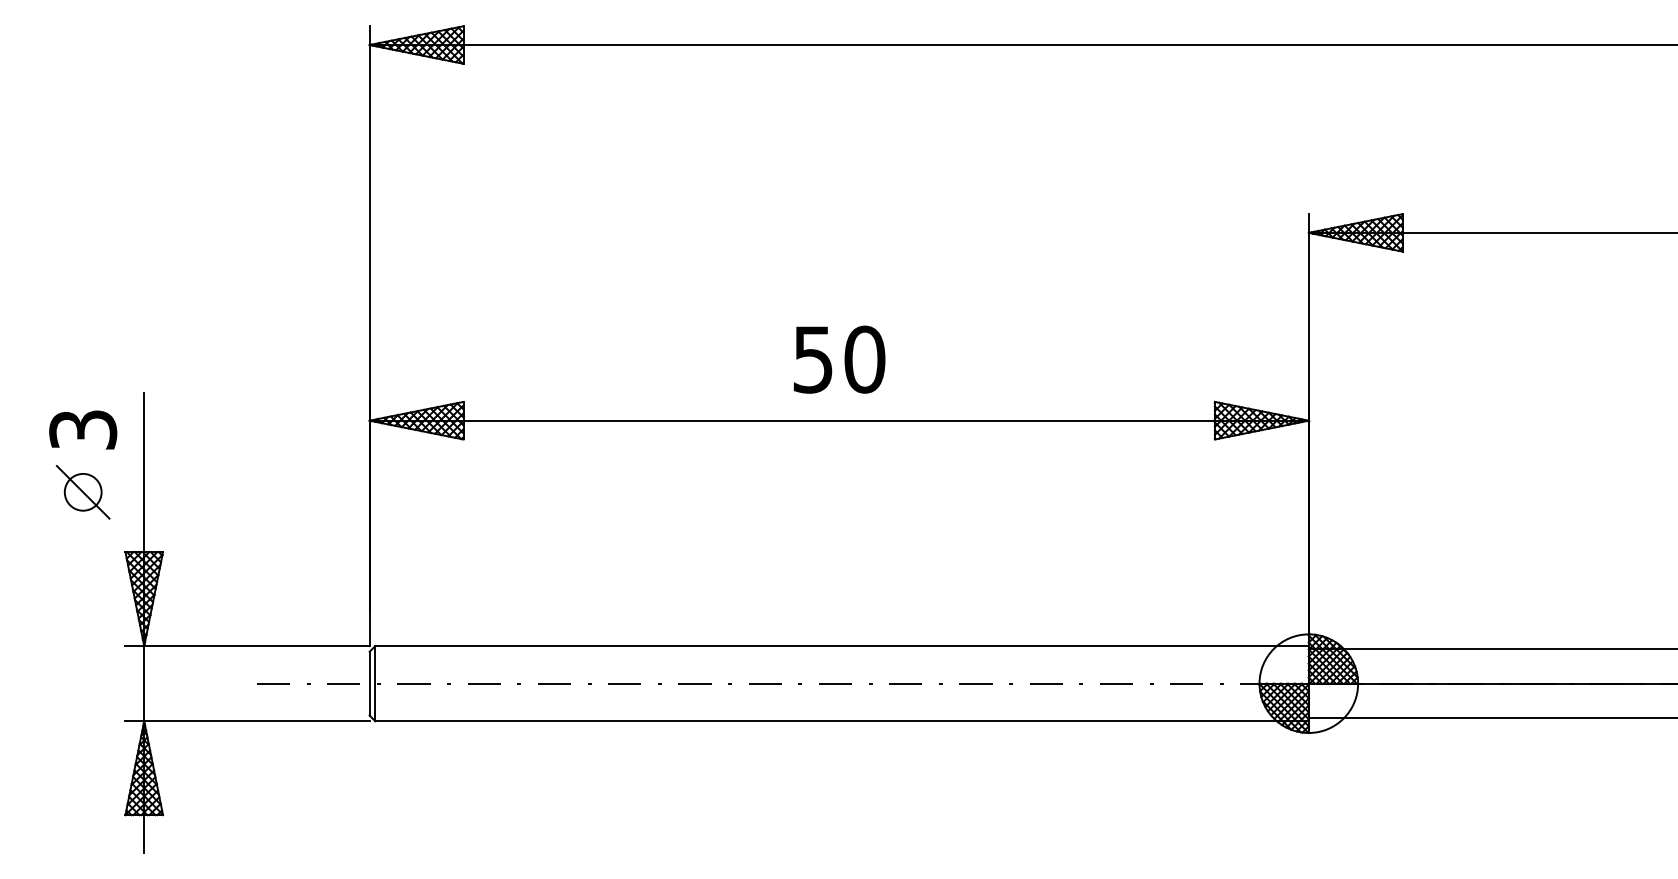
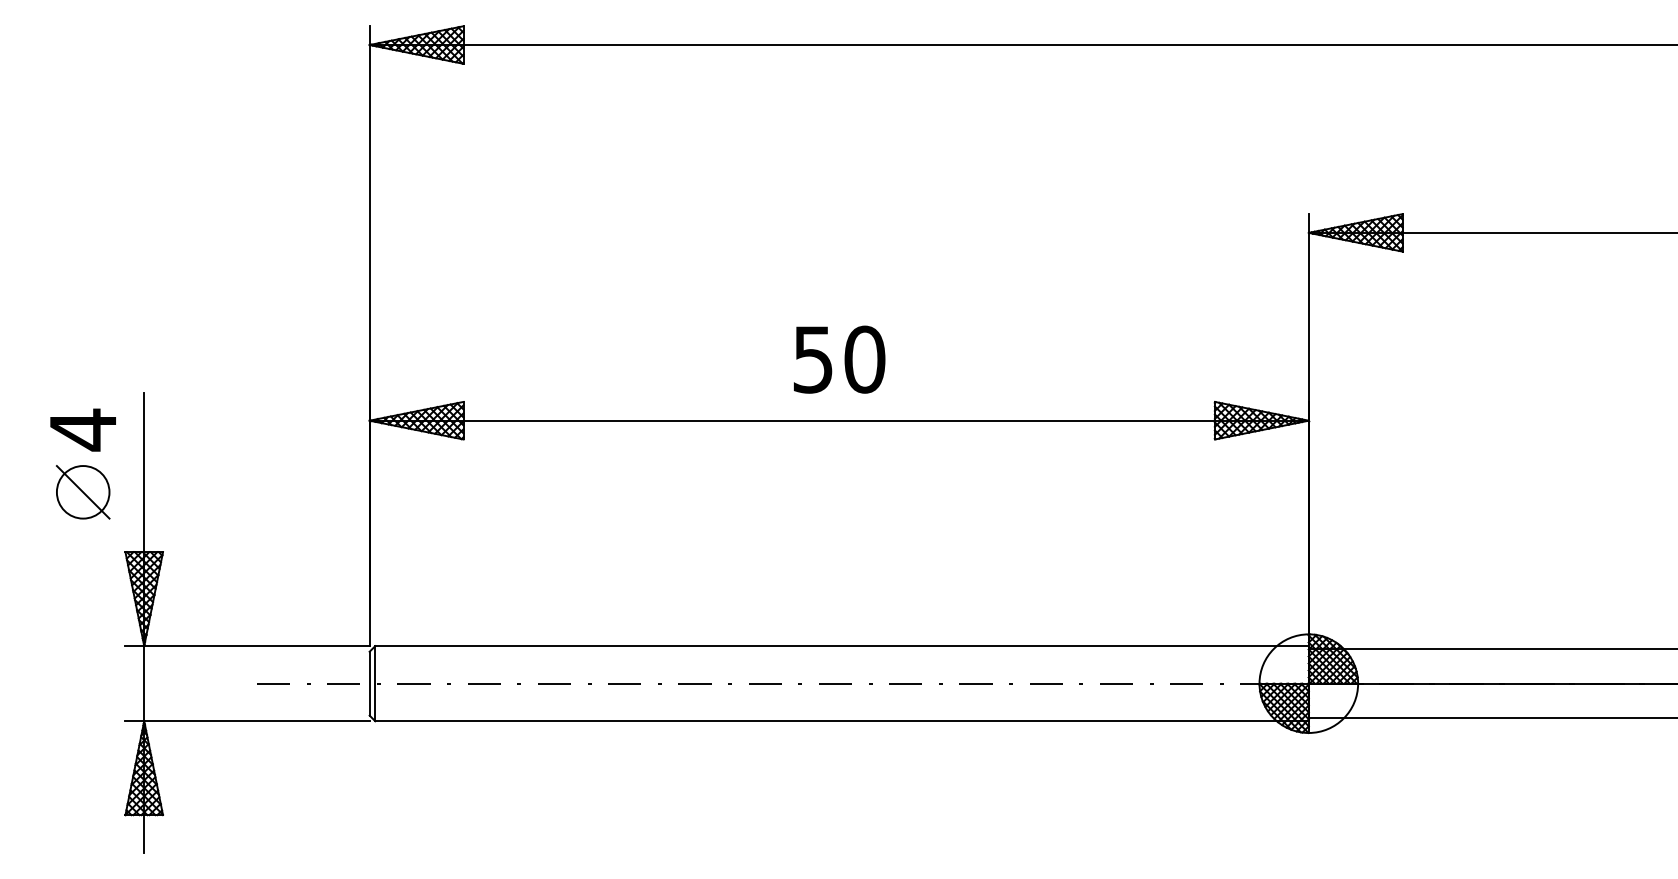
text: 3 -> 4 (83, 429)
circle diameter: 37 px -> 53 px (82, 492)
